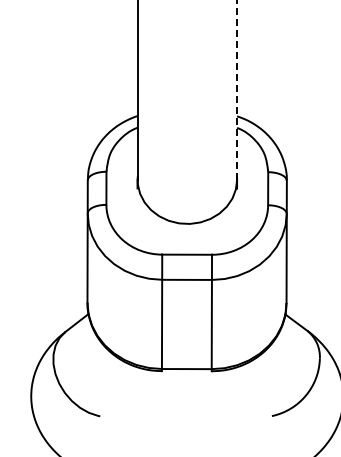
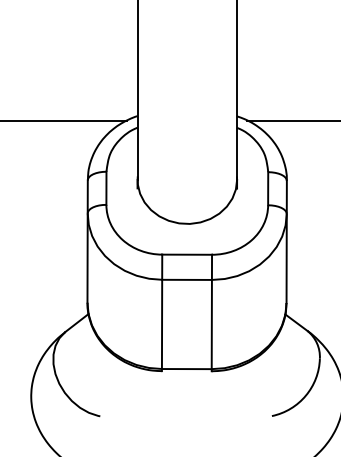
line: dashed -> solid (237, 89)
line: none -> present (64, 120)
line: none -> present (292, 120)
